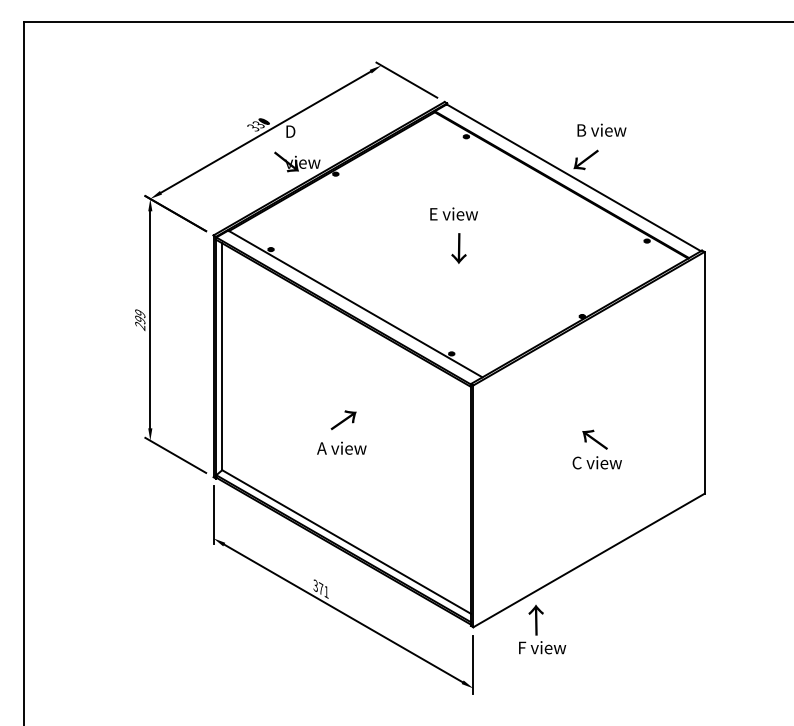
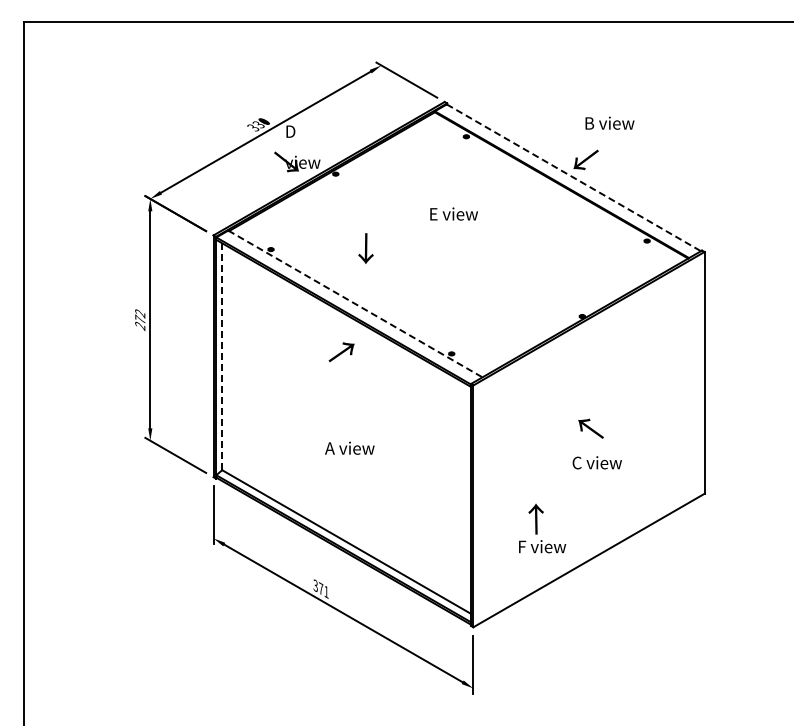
text position: (601, 129) -> (609, 122) (609, 122)
line: solid -> dashed (573, 177)
text position: (458, 248) -> (365, 248) (365, 248)
line: solid -> dashed (355, 303)
text: 299 -> 272 (140, 317)
line: solid -> dashed (222, 357)
text position: (343, 420) -> (341, 352) (341, 352)
text position: (594, 439) -> (590, 428) (590, 428)
text position: (341, 447) -> (349, 447) (349, 447)
text position: (542, 629) -> (542, 528) (542, 528)
